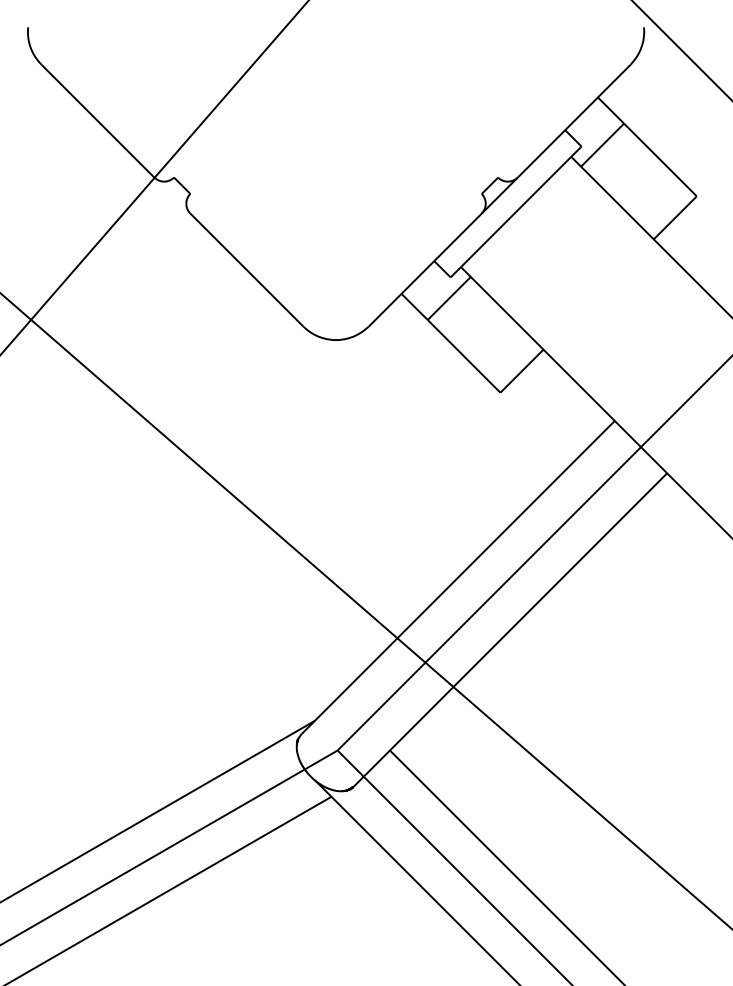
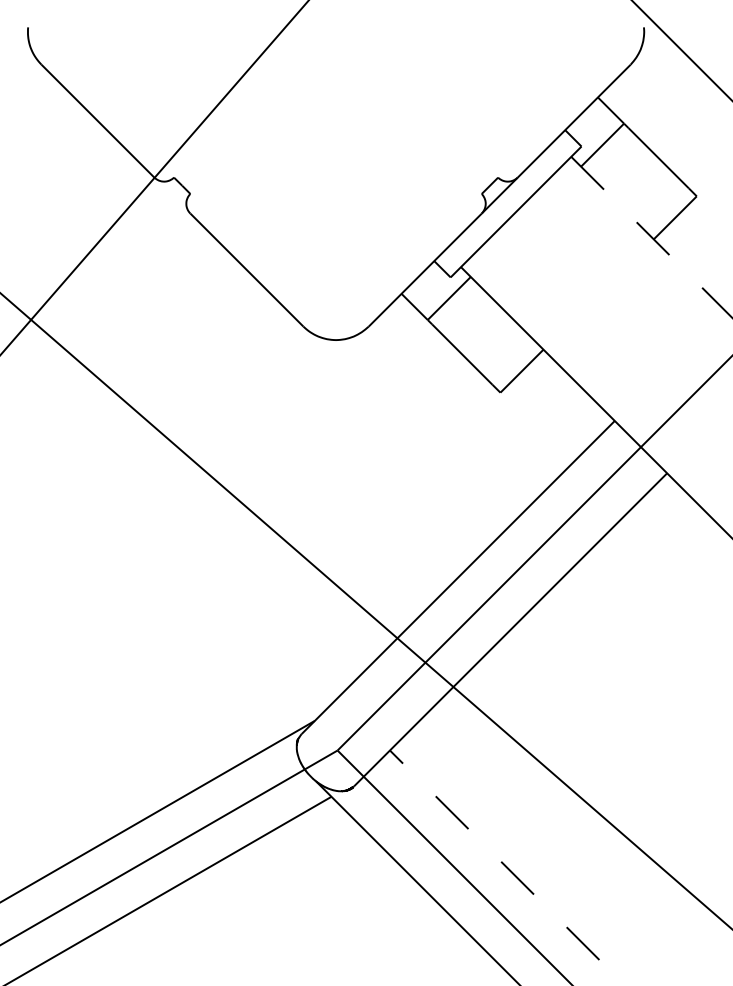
line: solid -> dashed (651, 237)
line: solid -> dashed (507, 867)
